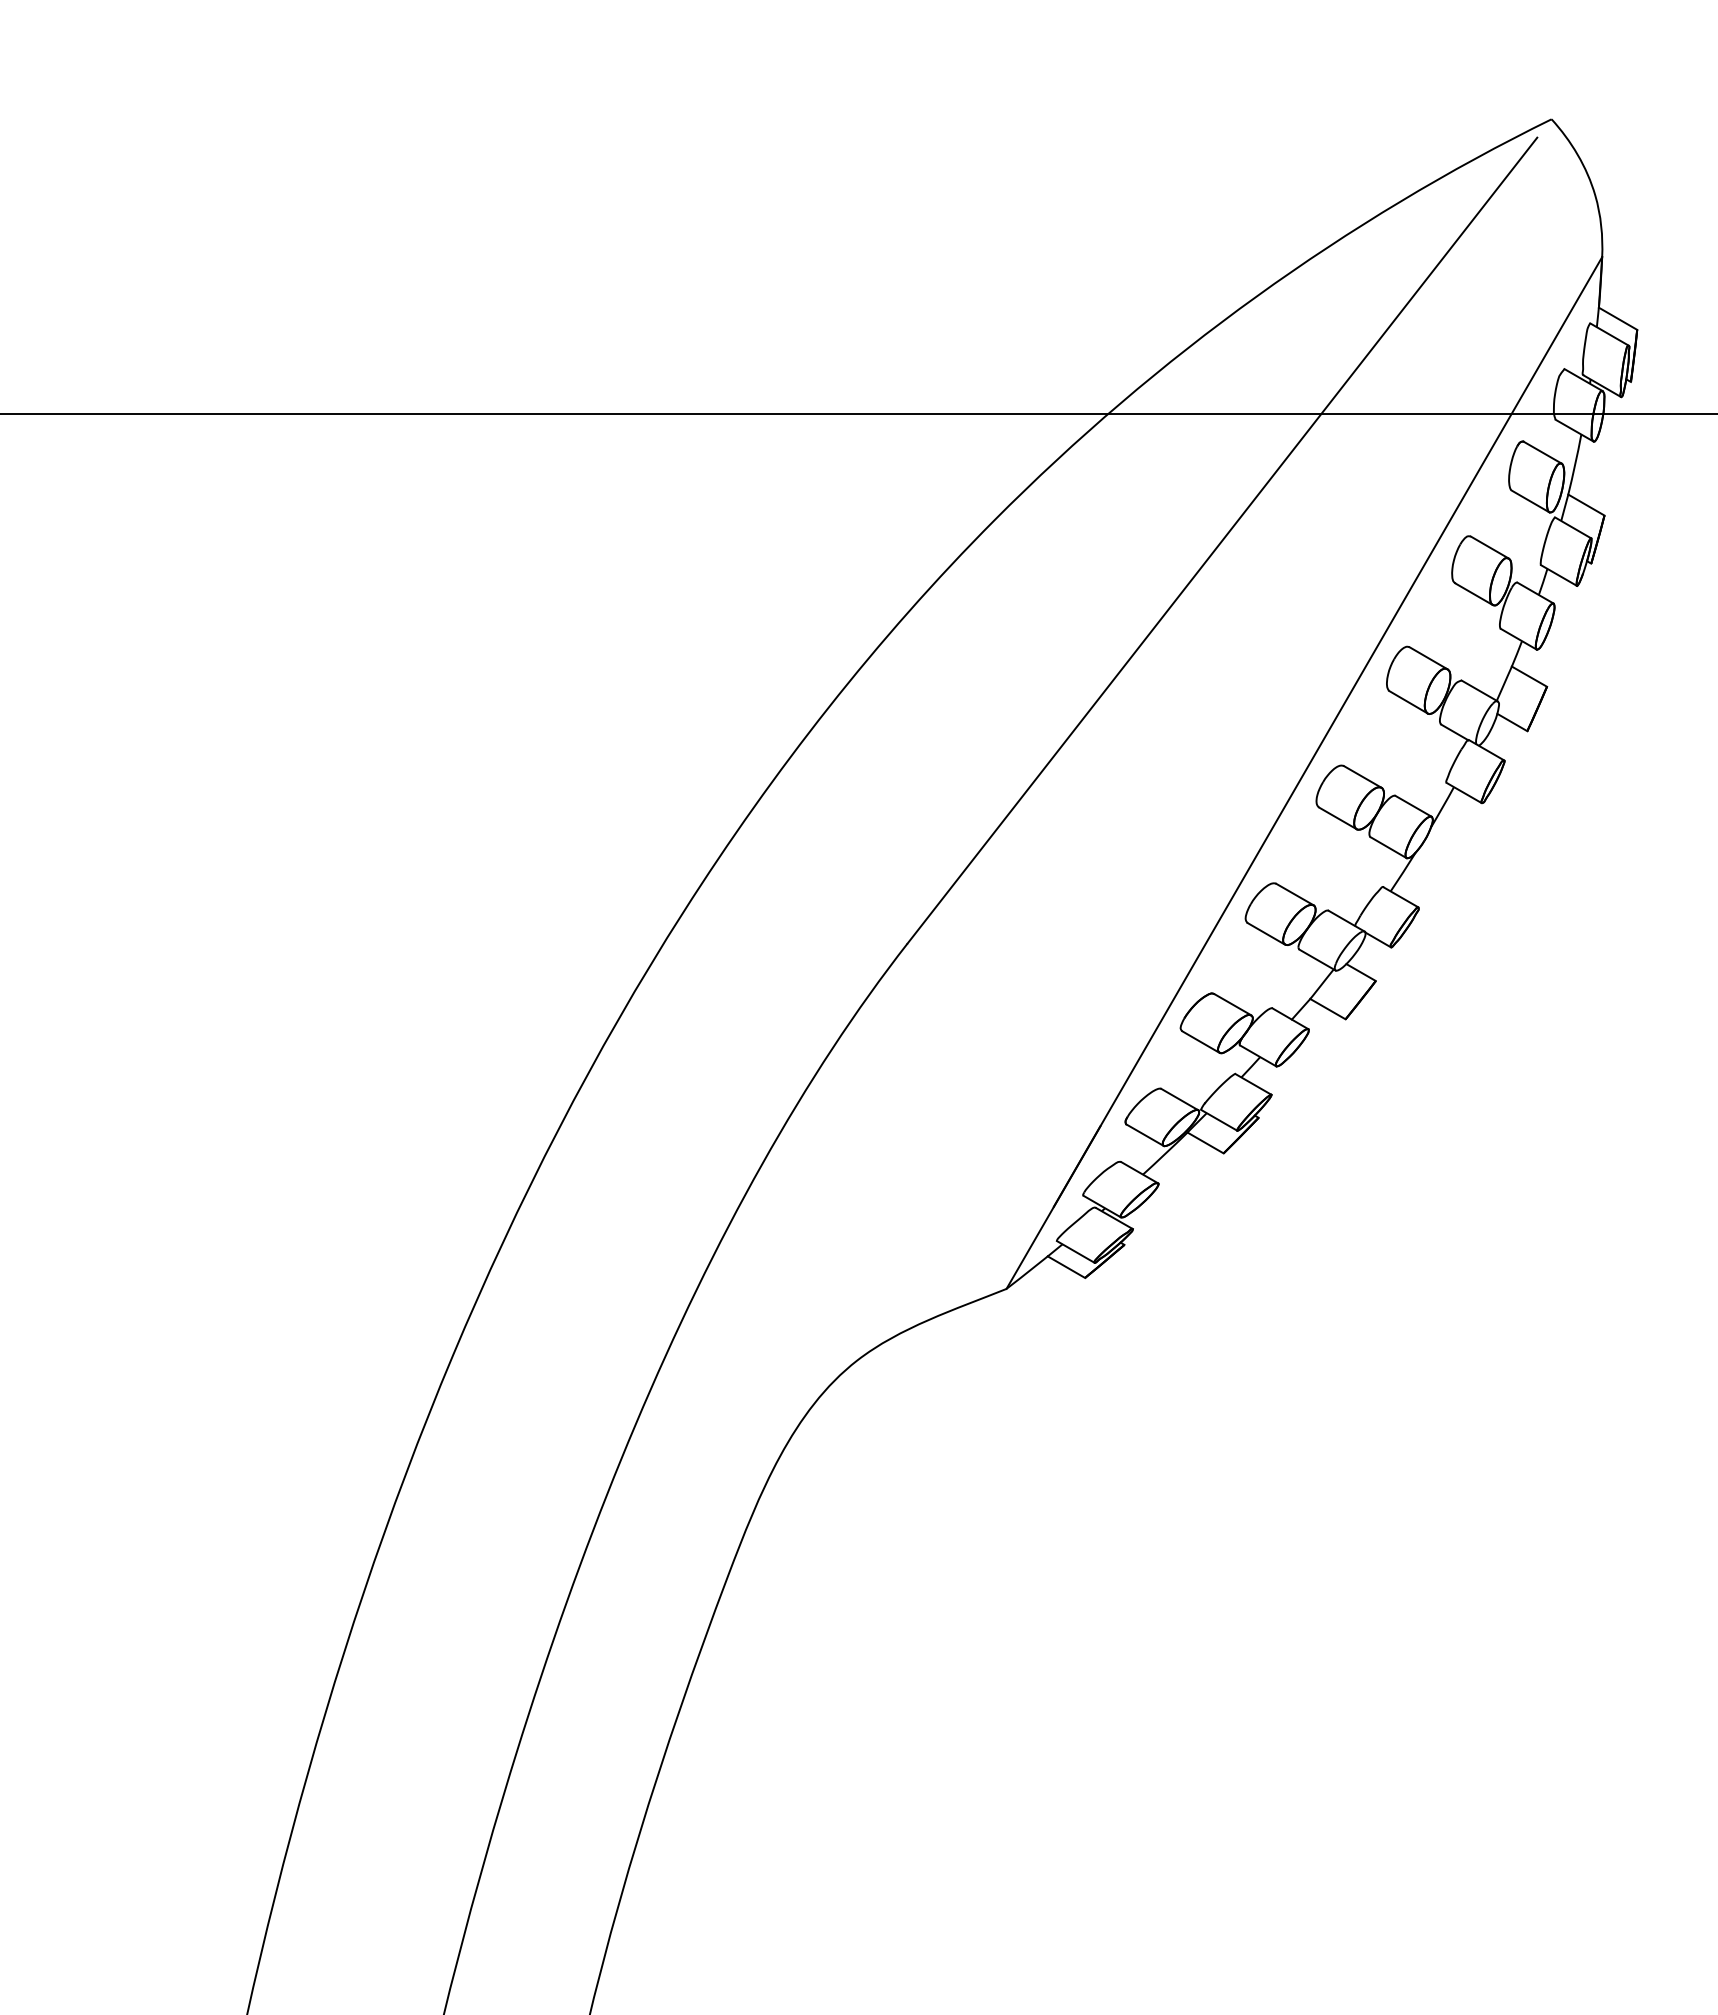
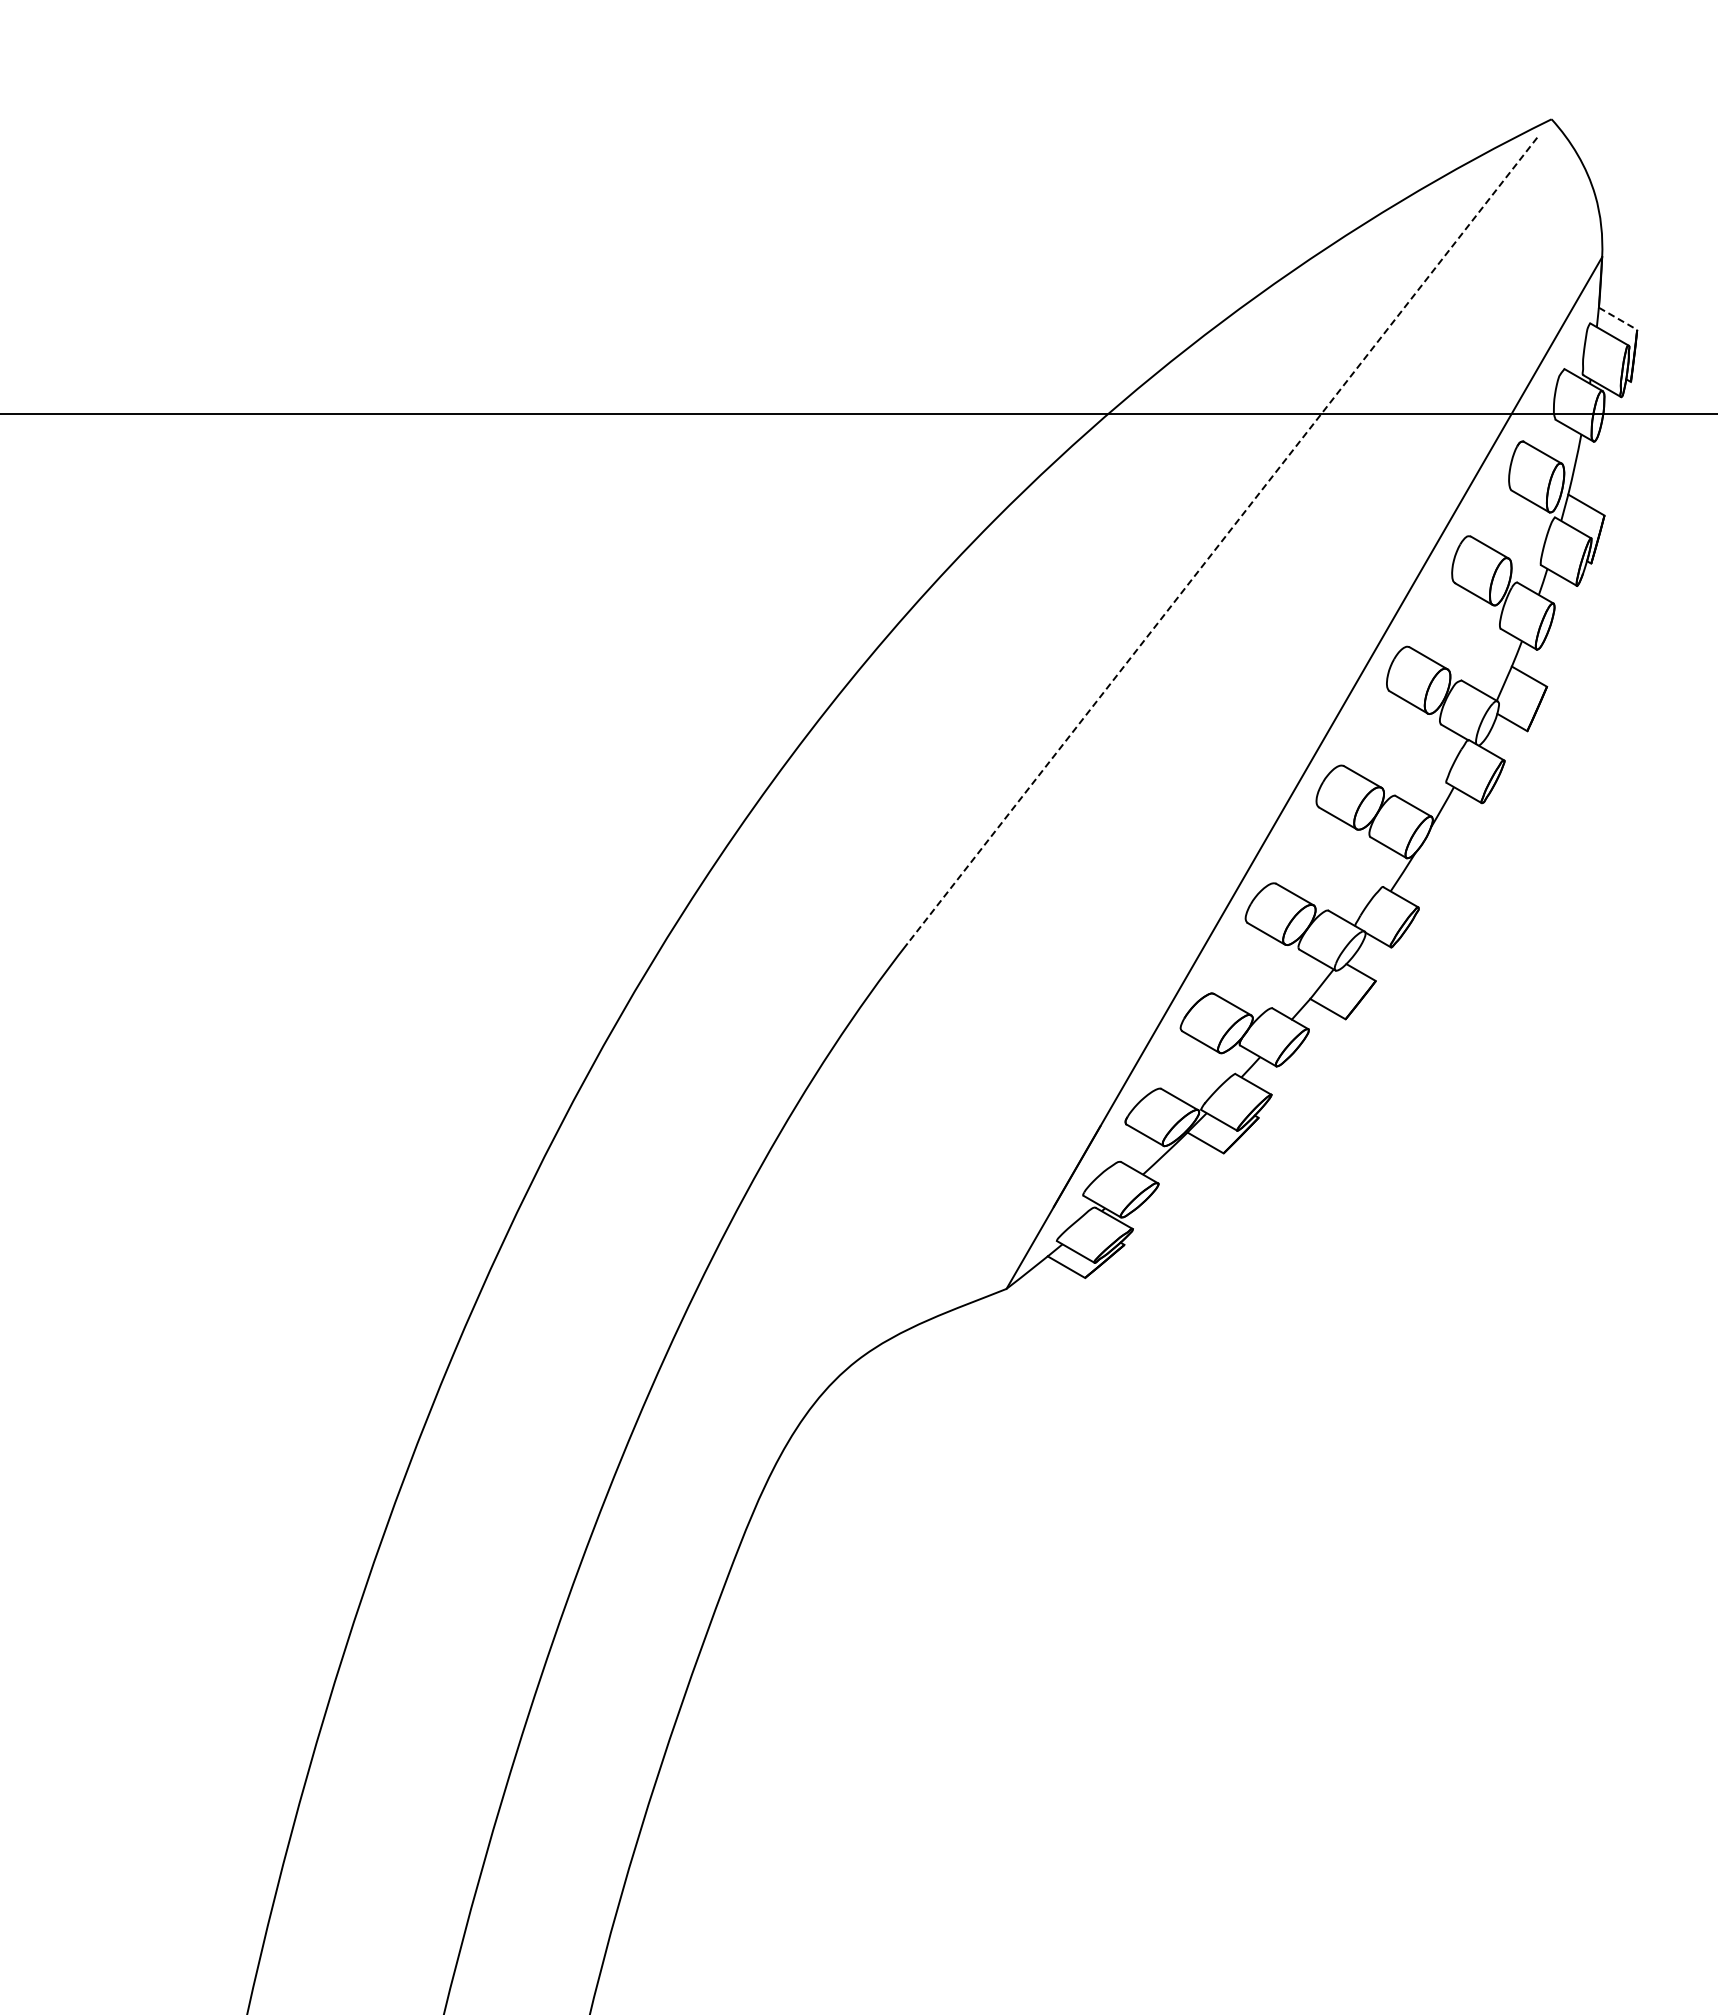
line: solid -> dashed (1618, 319)
line: solid -> dashed (1222, 540)
